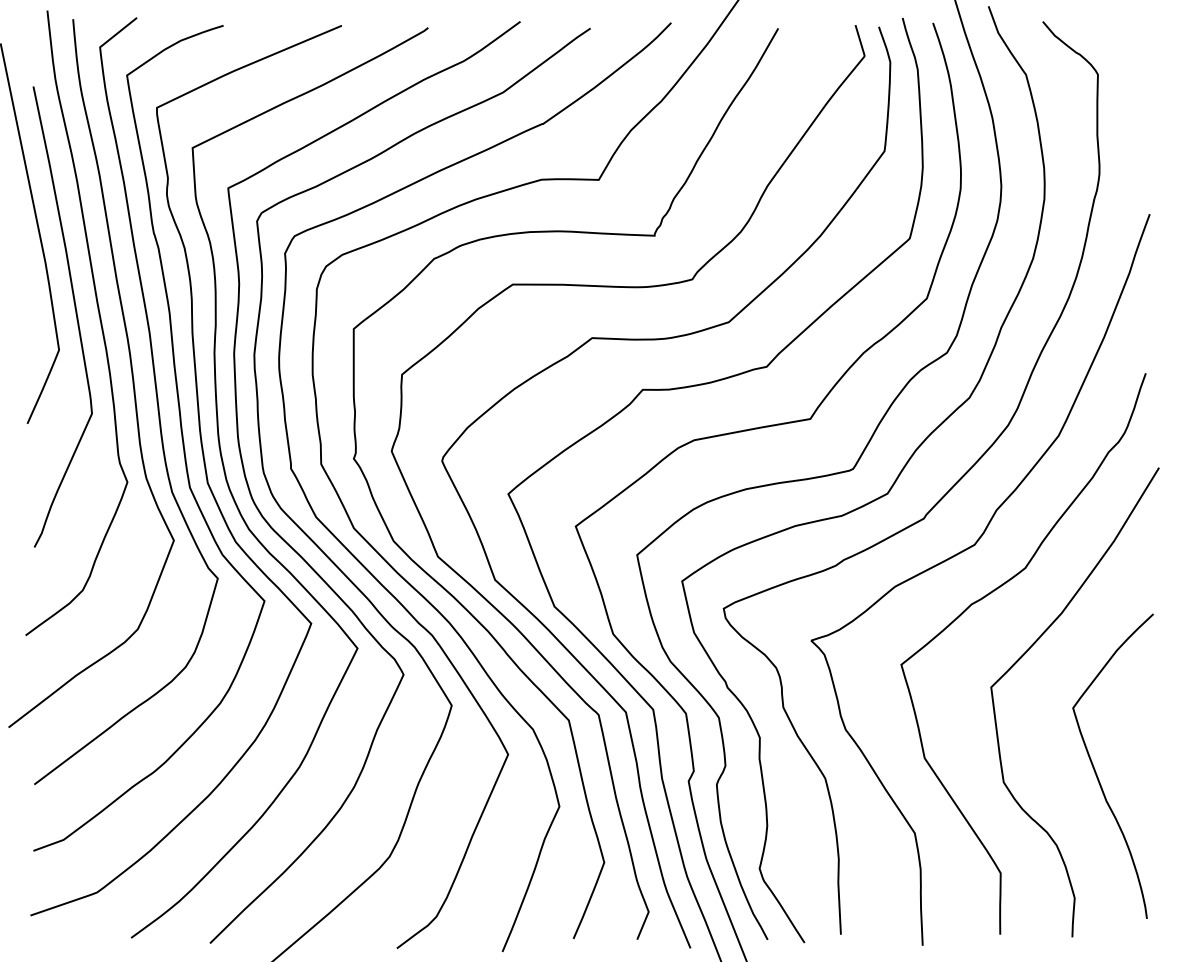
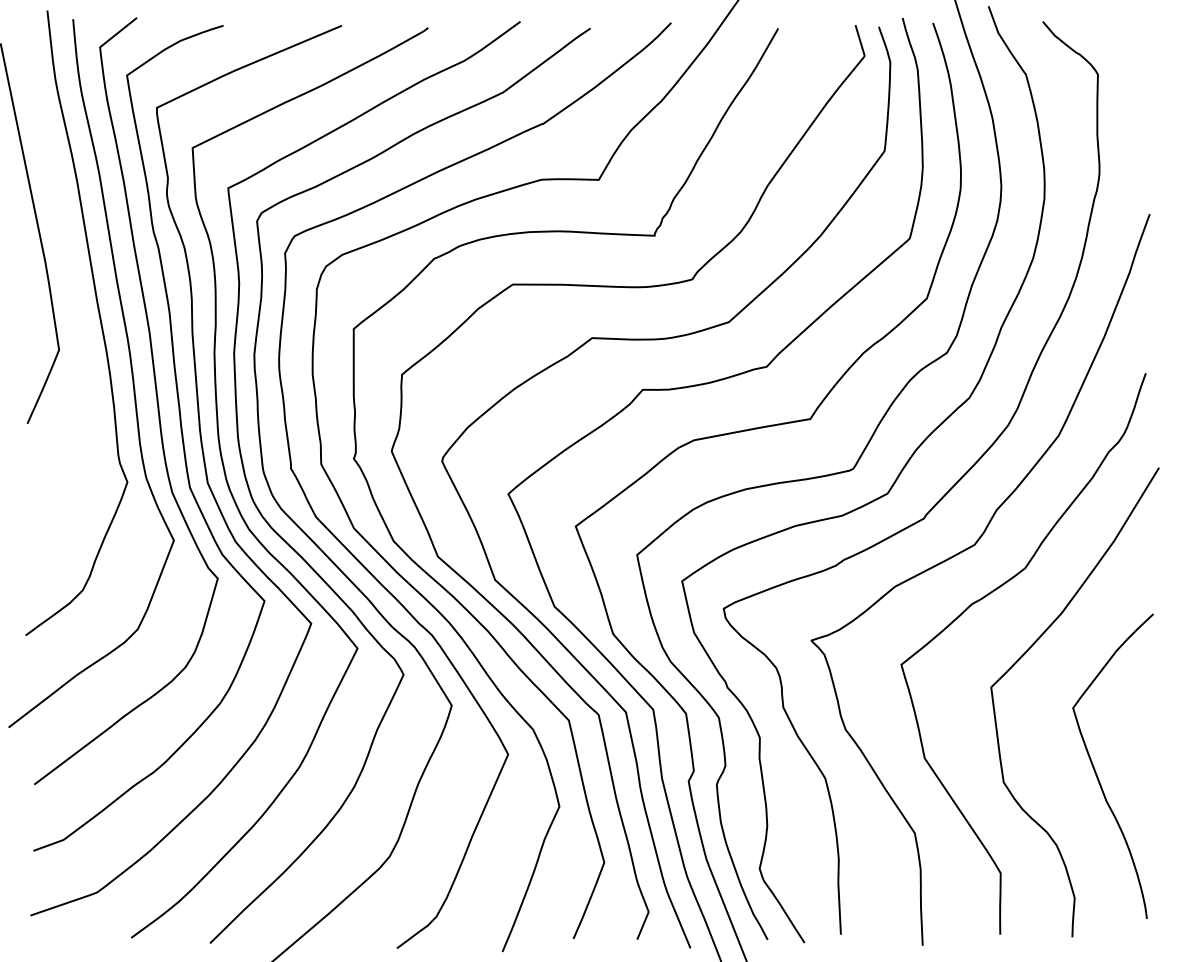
curve: present -> none (75, 314)
